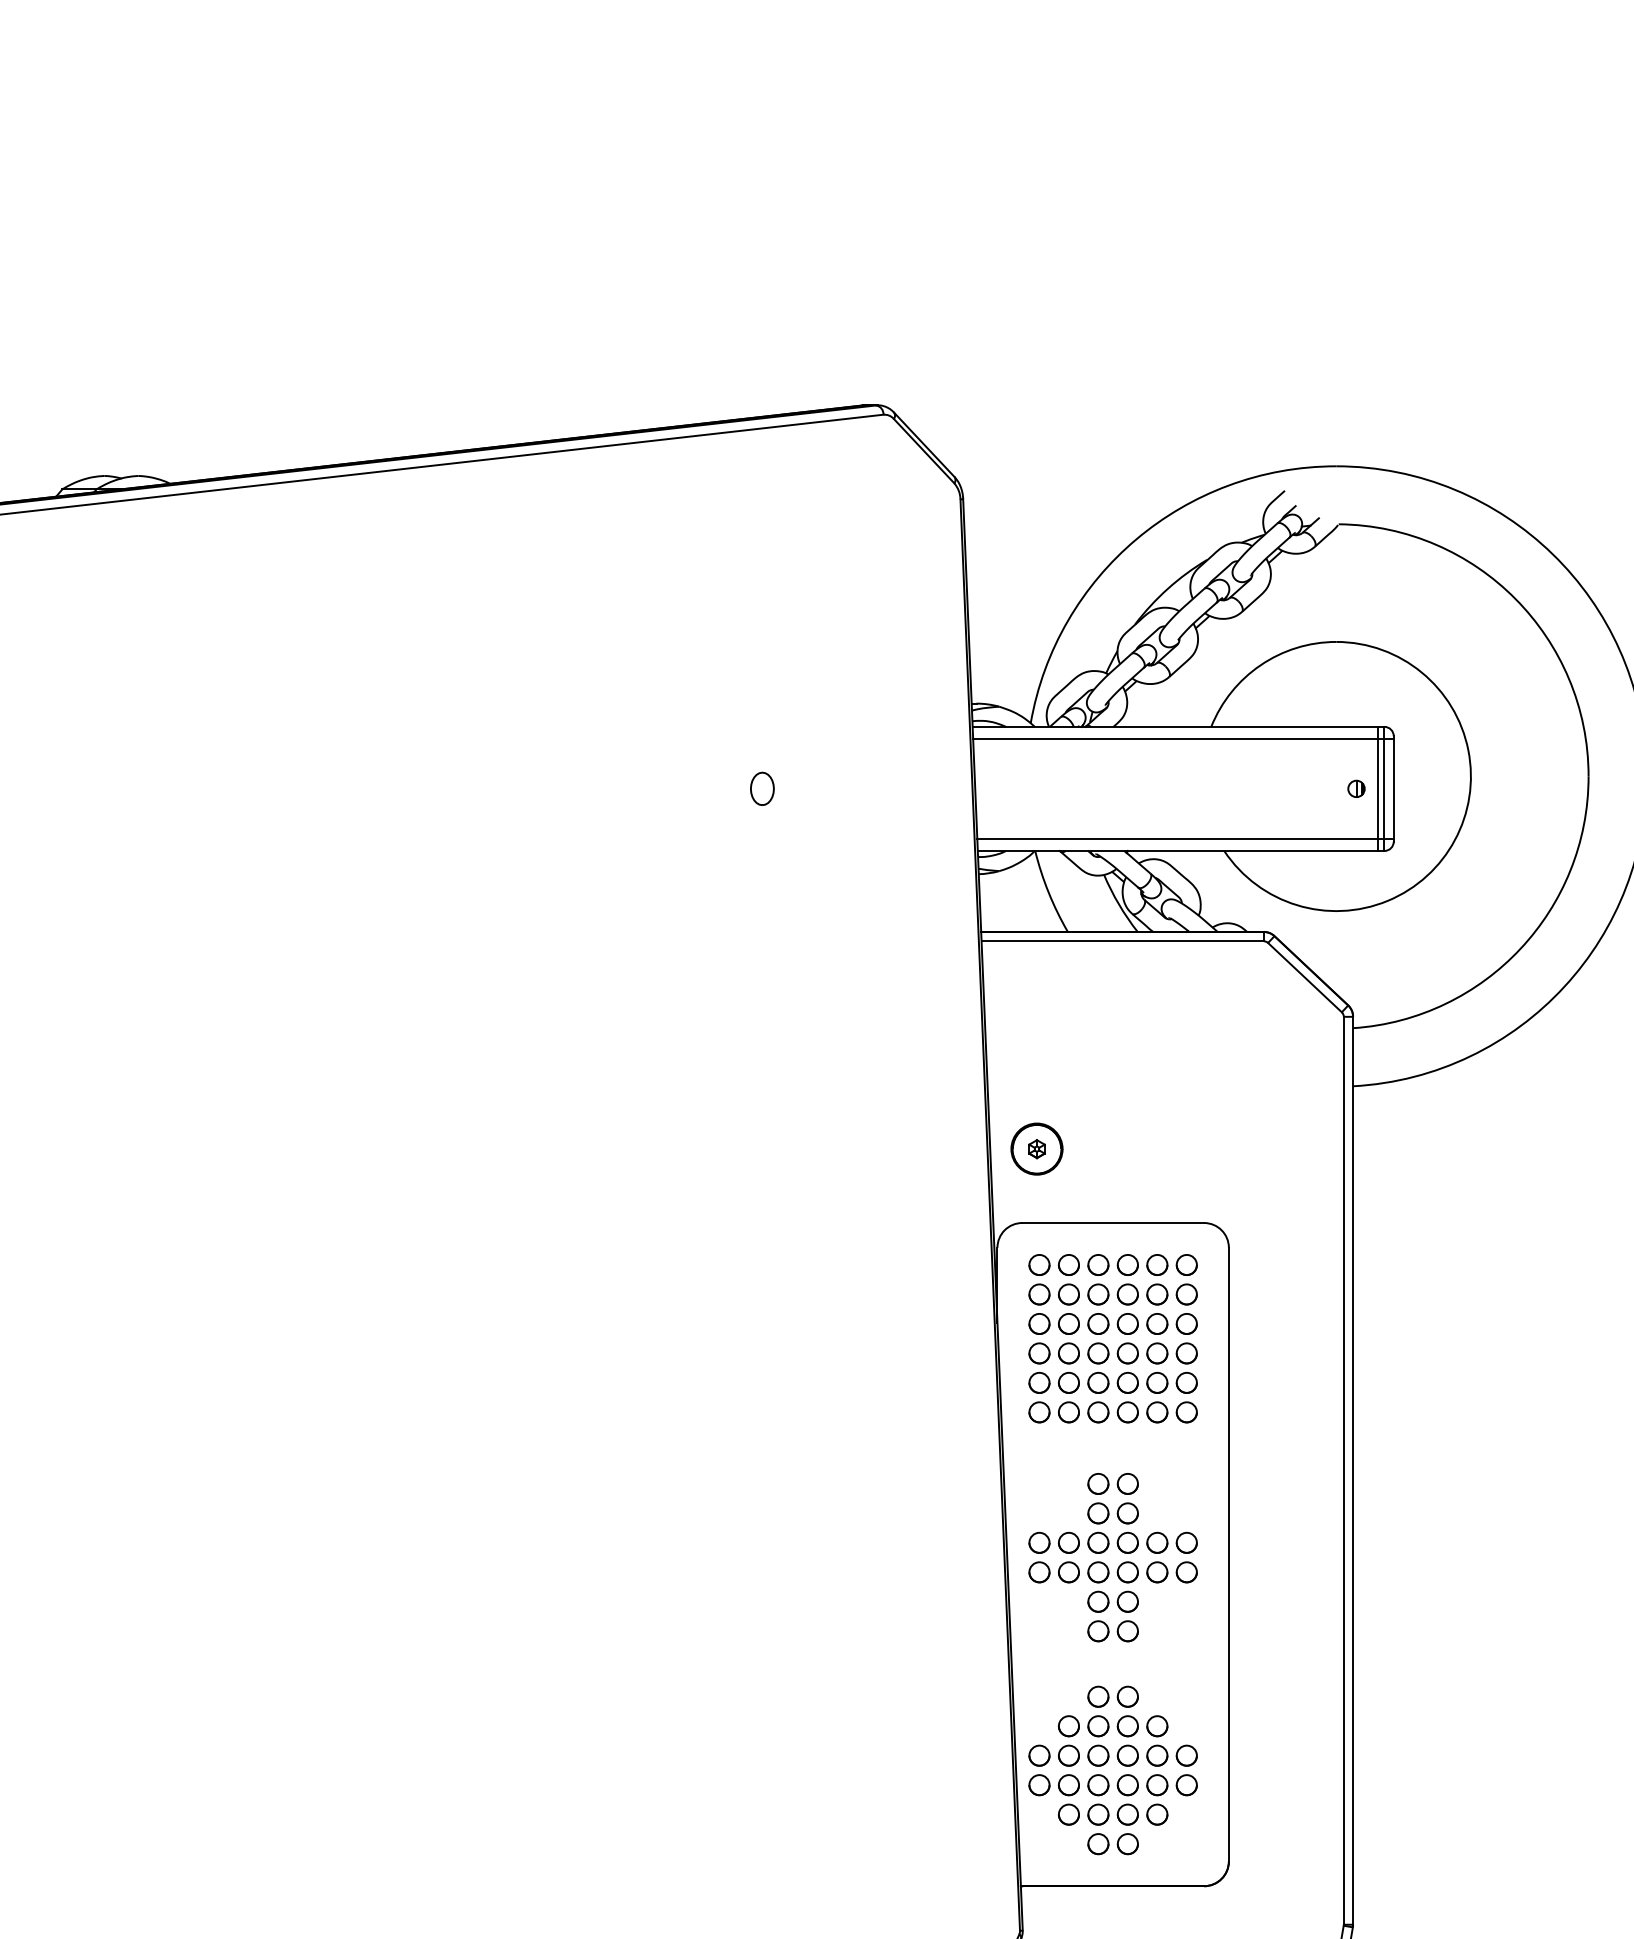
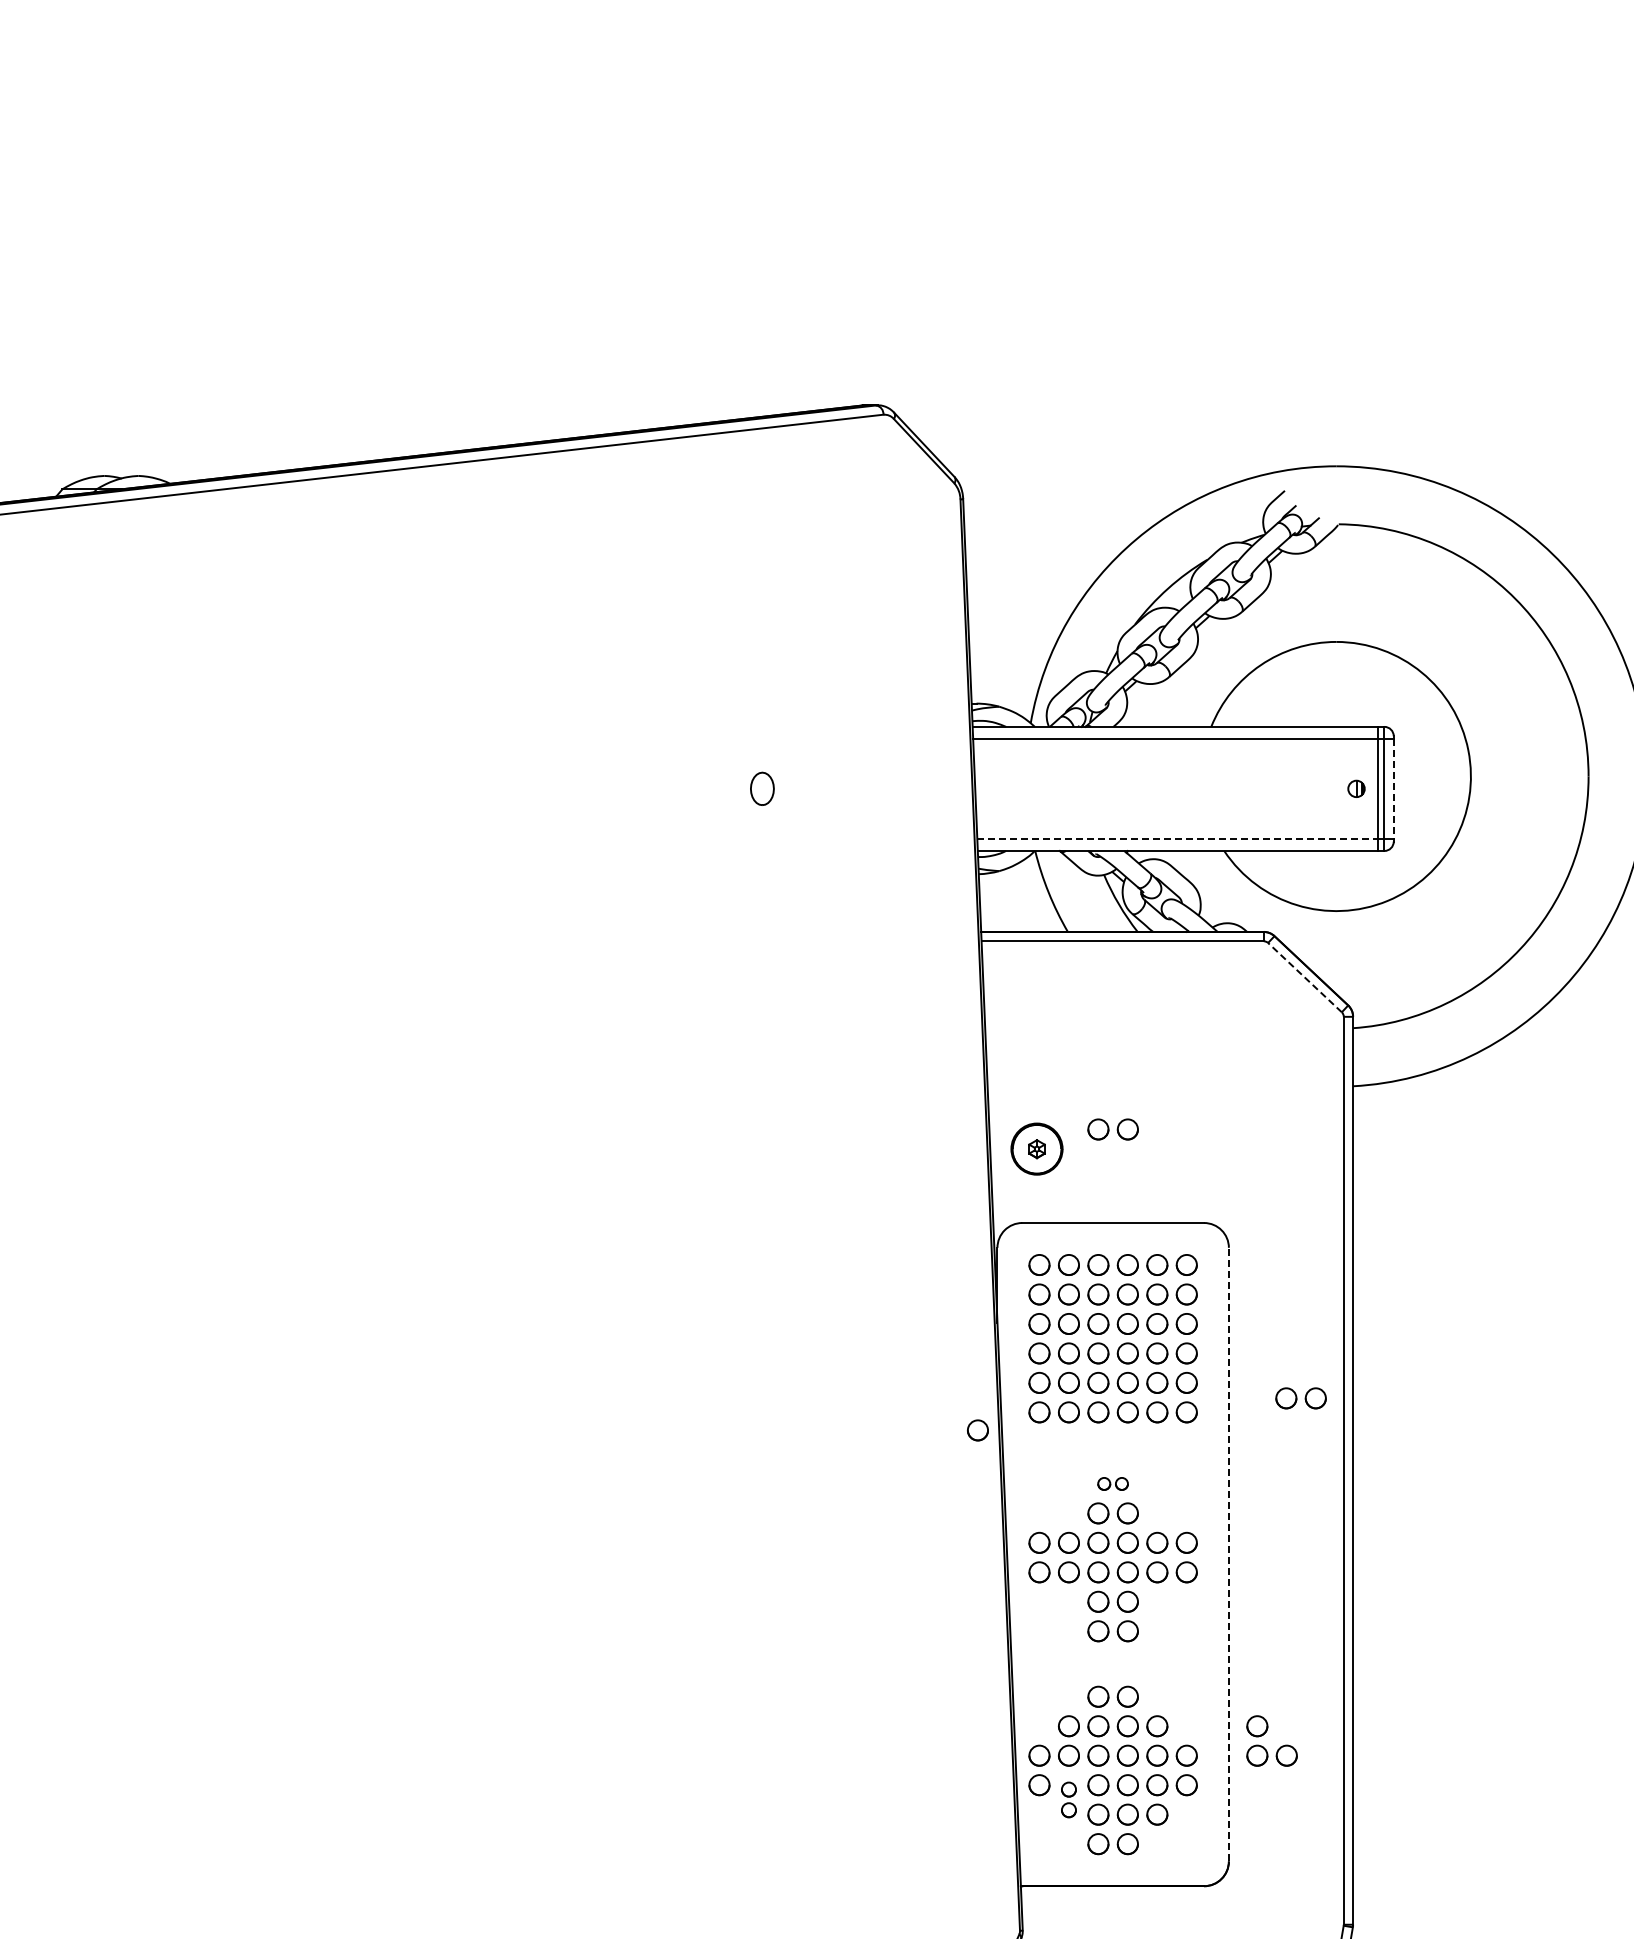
line: solid -> dashed (1393, 788)
line: solid -> dashed (1178, 838)
line: solid -> dashed (1304, 977)
part: none -> present (1112, 1129)
part: none -> present (1300, 1398)
circle: none -> present (977, 1430)
part size: 52x22 px -> 32x14 px (1112, 1483)
line: solid -> dashed (1228, 1554)
part: none -> present (1265, 1733)
part size: 22x52 px -> 16x38 px (1068, 1799)
